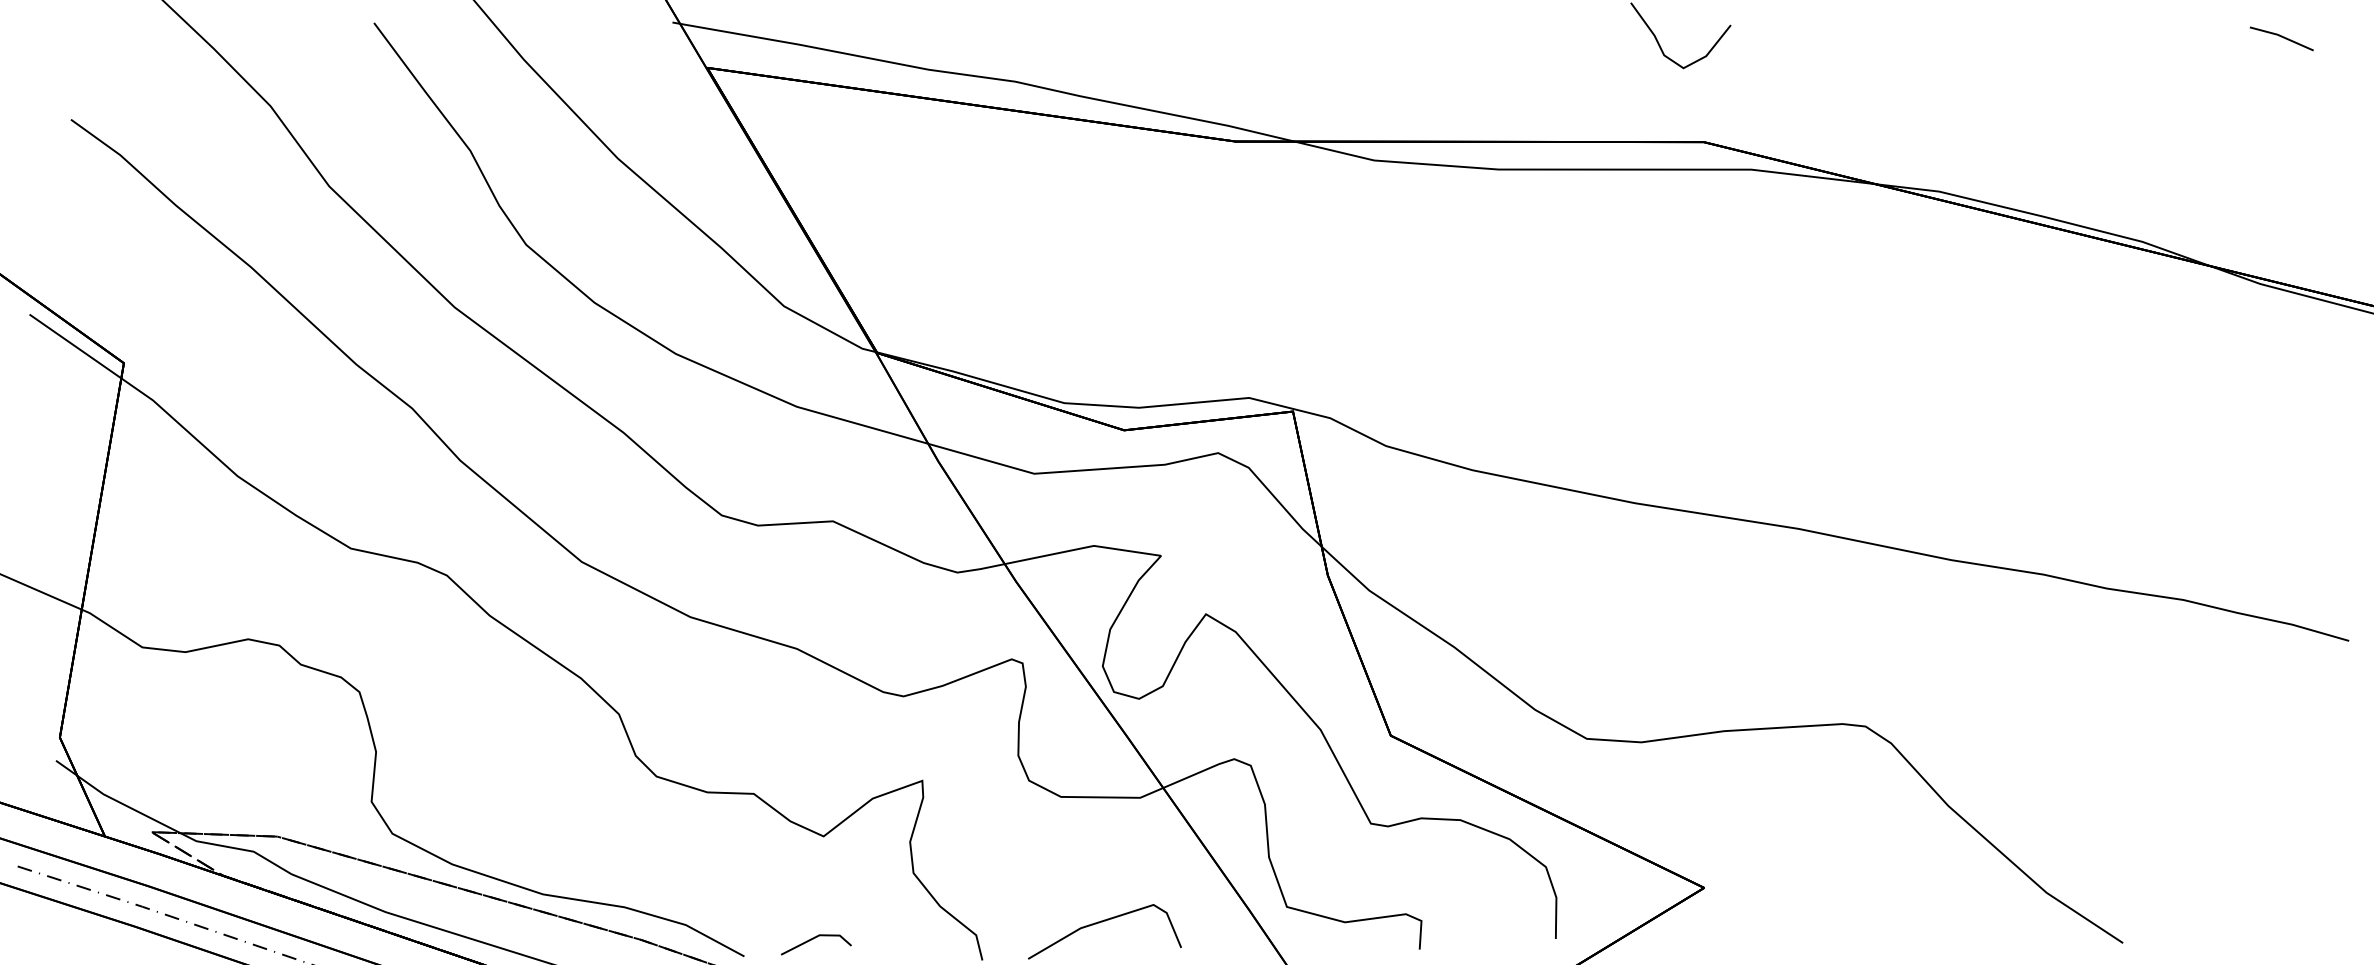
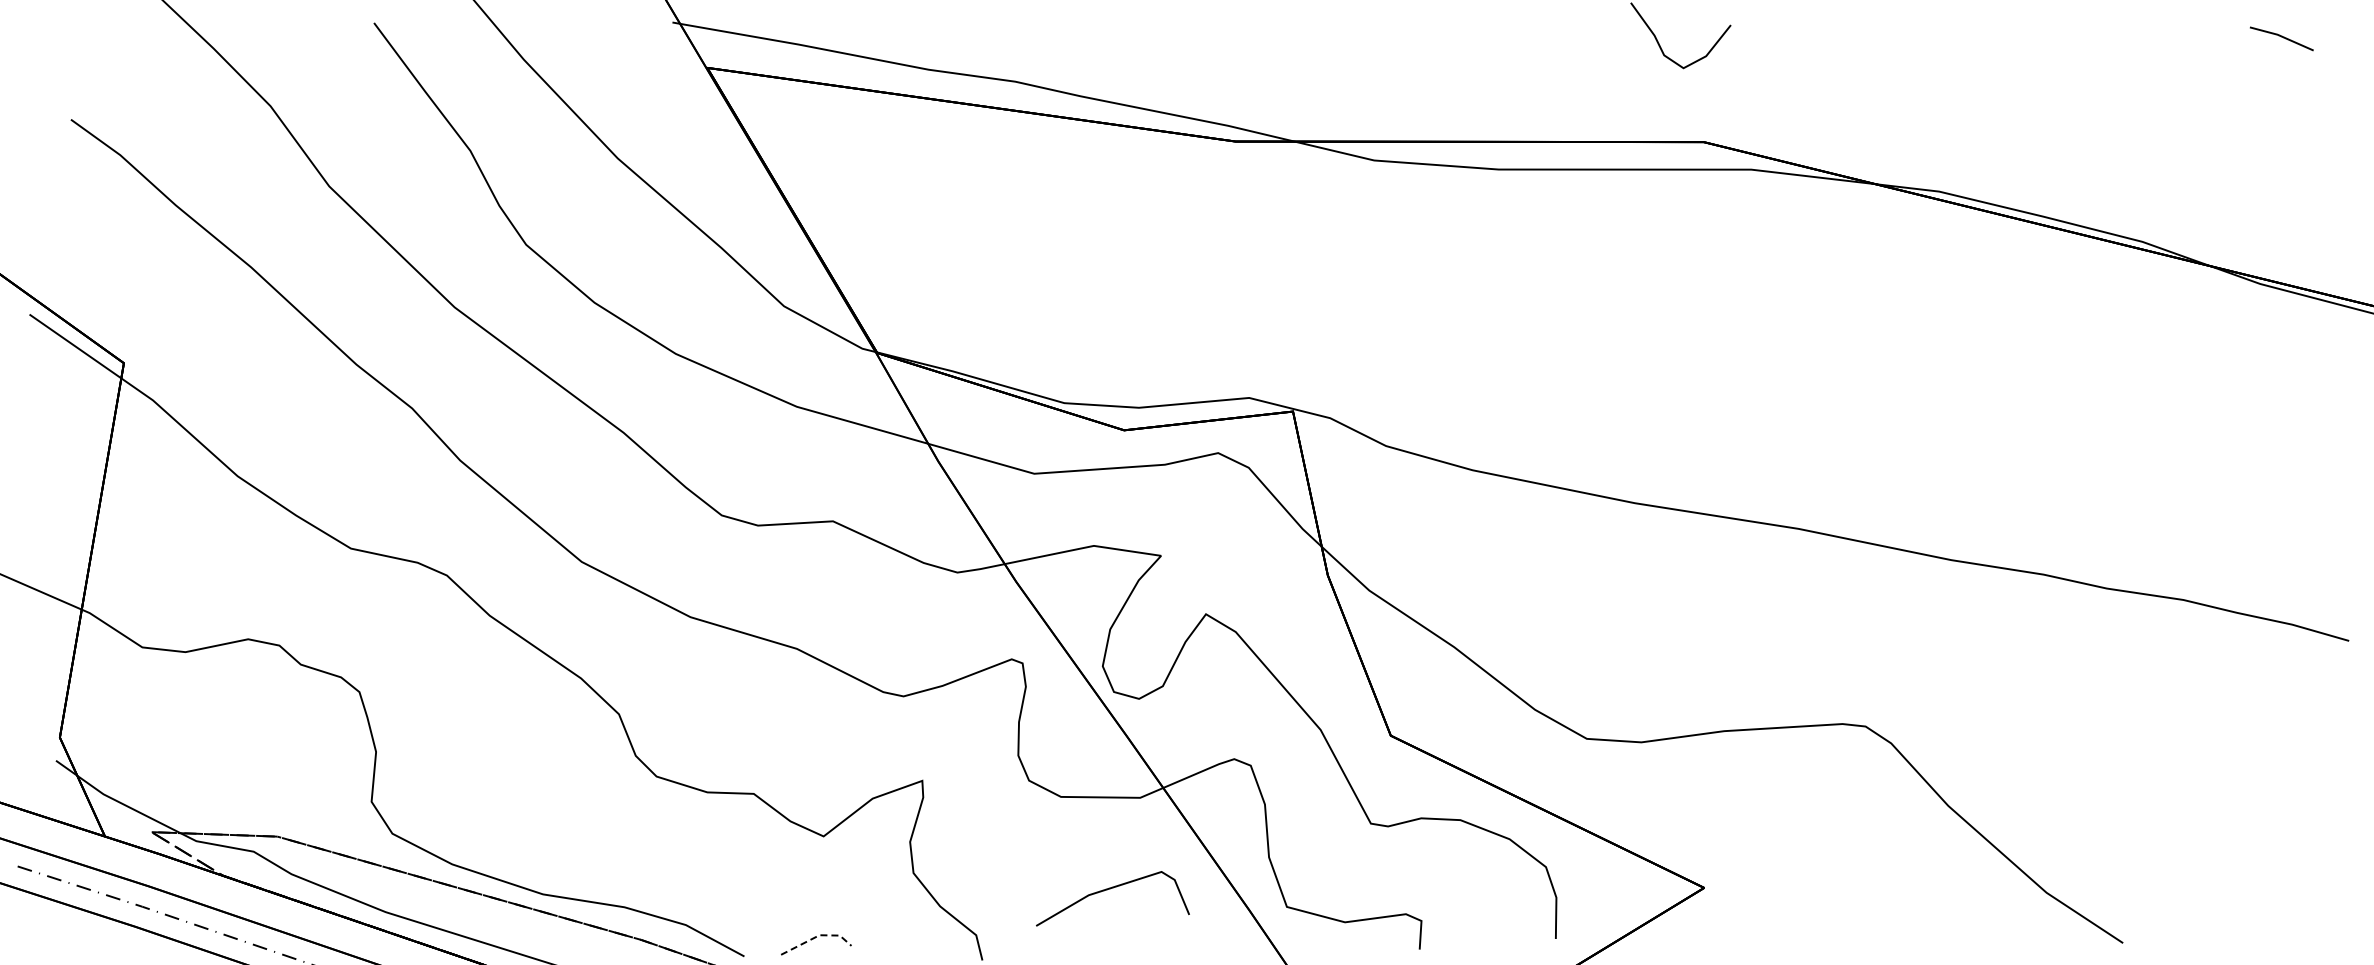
line position: (1102, 922) -> (1110, 889) (1110, 889)
line: solid -> dashed (817, 936)
